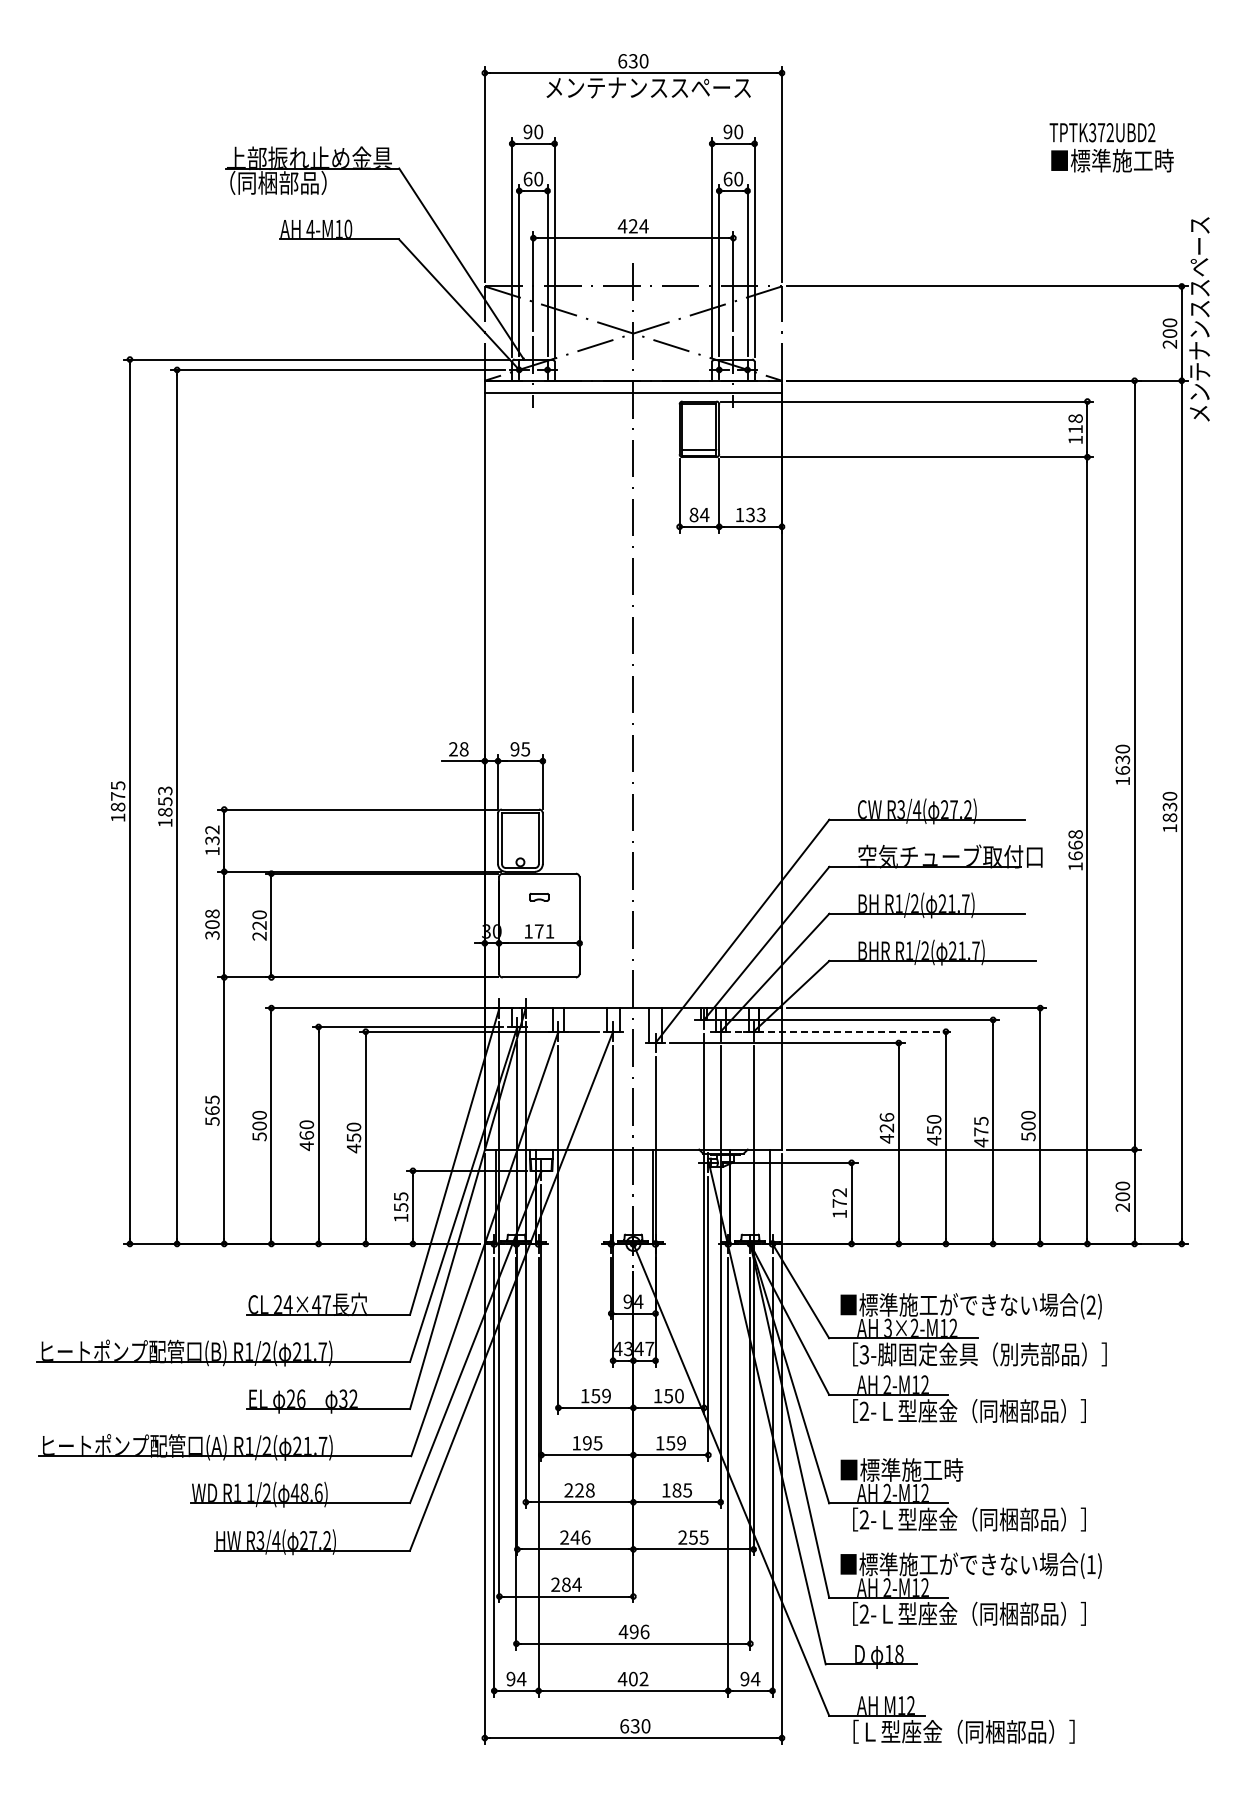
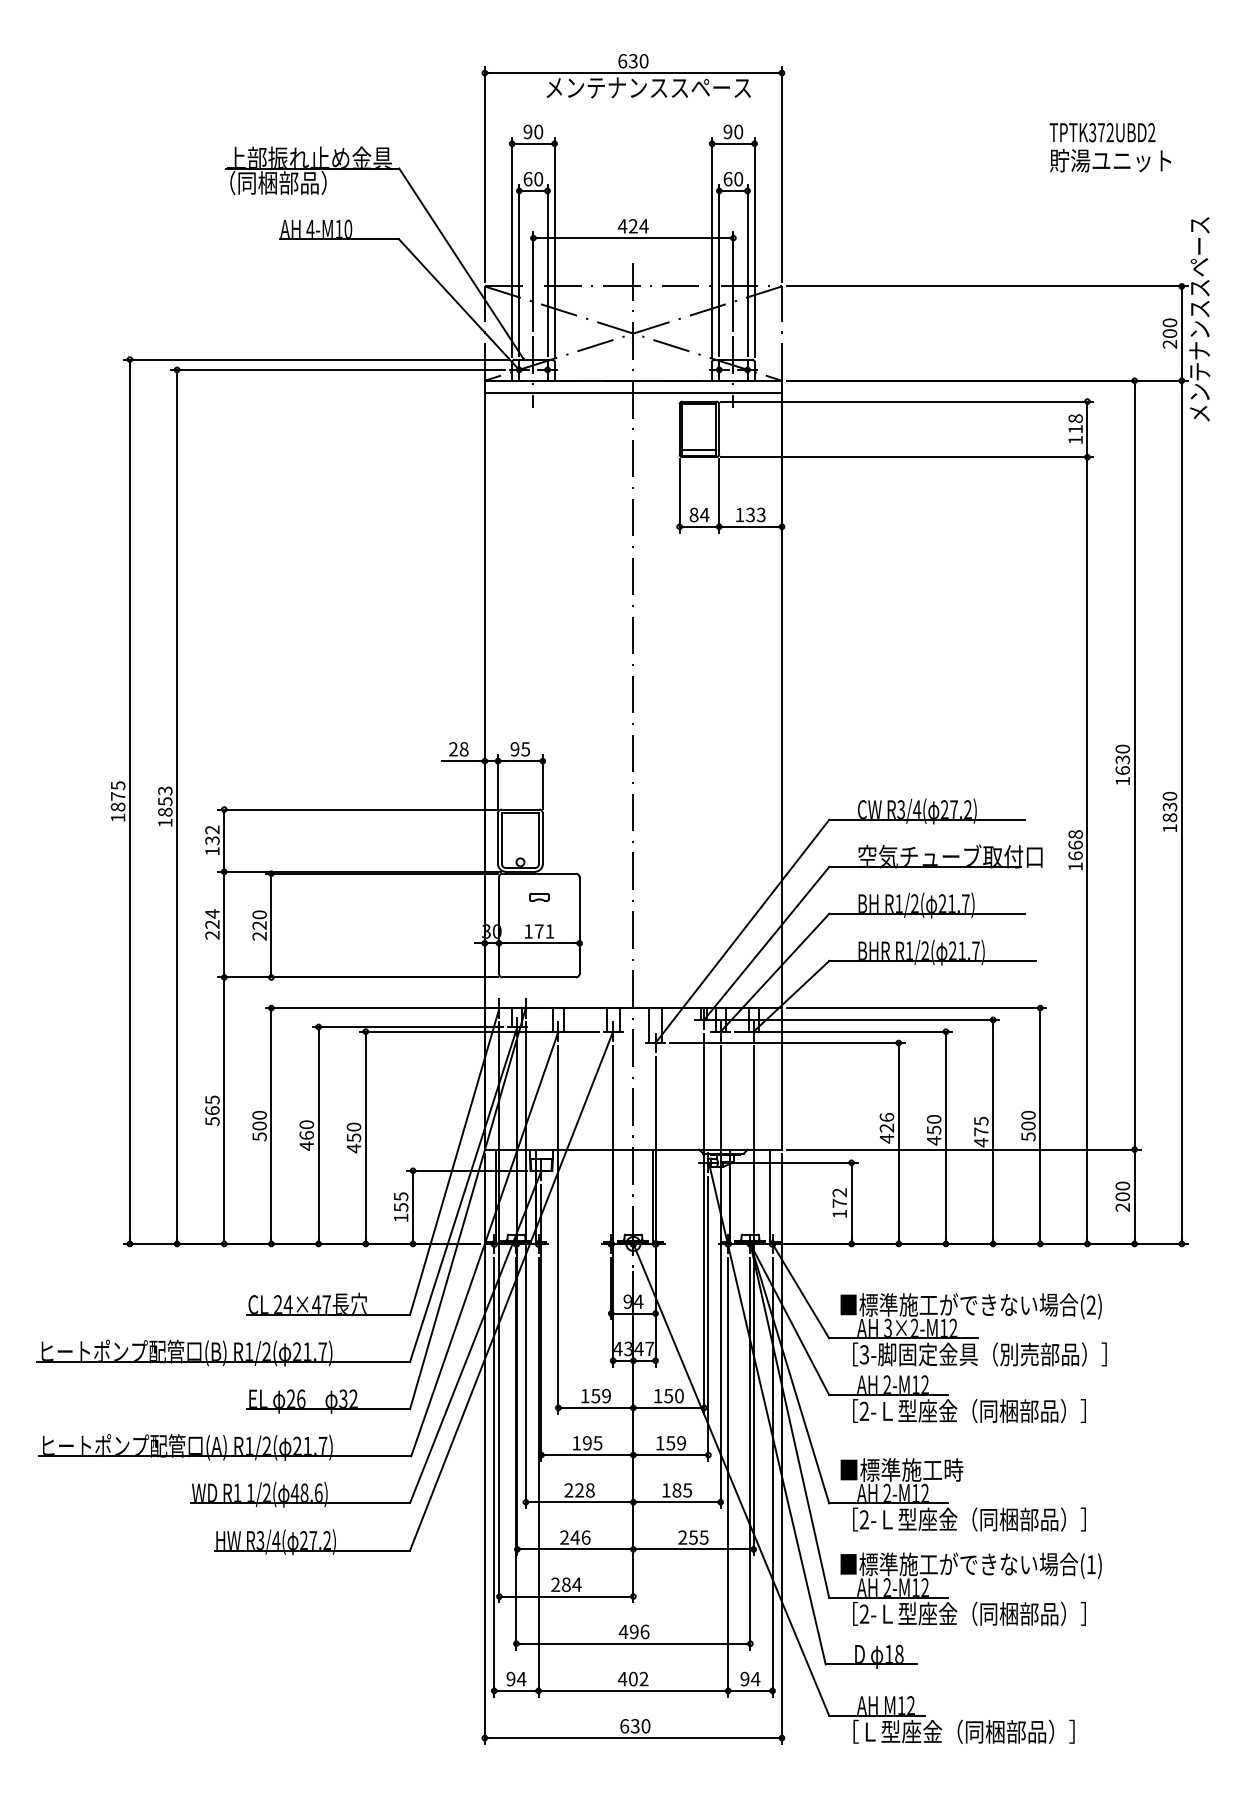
text: ■標準施工時 -> 貯湯ユニット (1111, 160)
text: 308 -> 224 (212, 924)
line: dashed -> solid (843, 1031)
